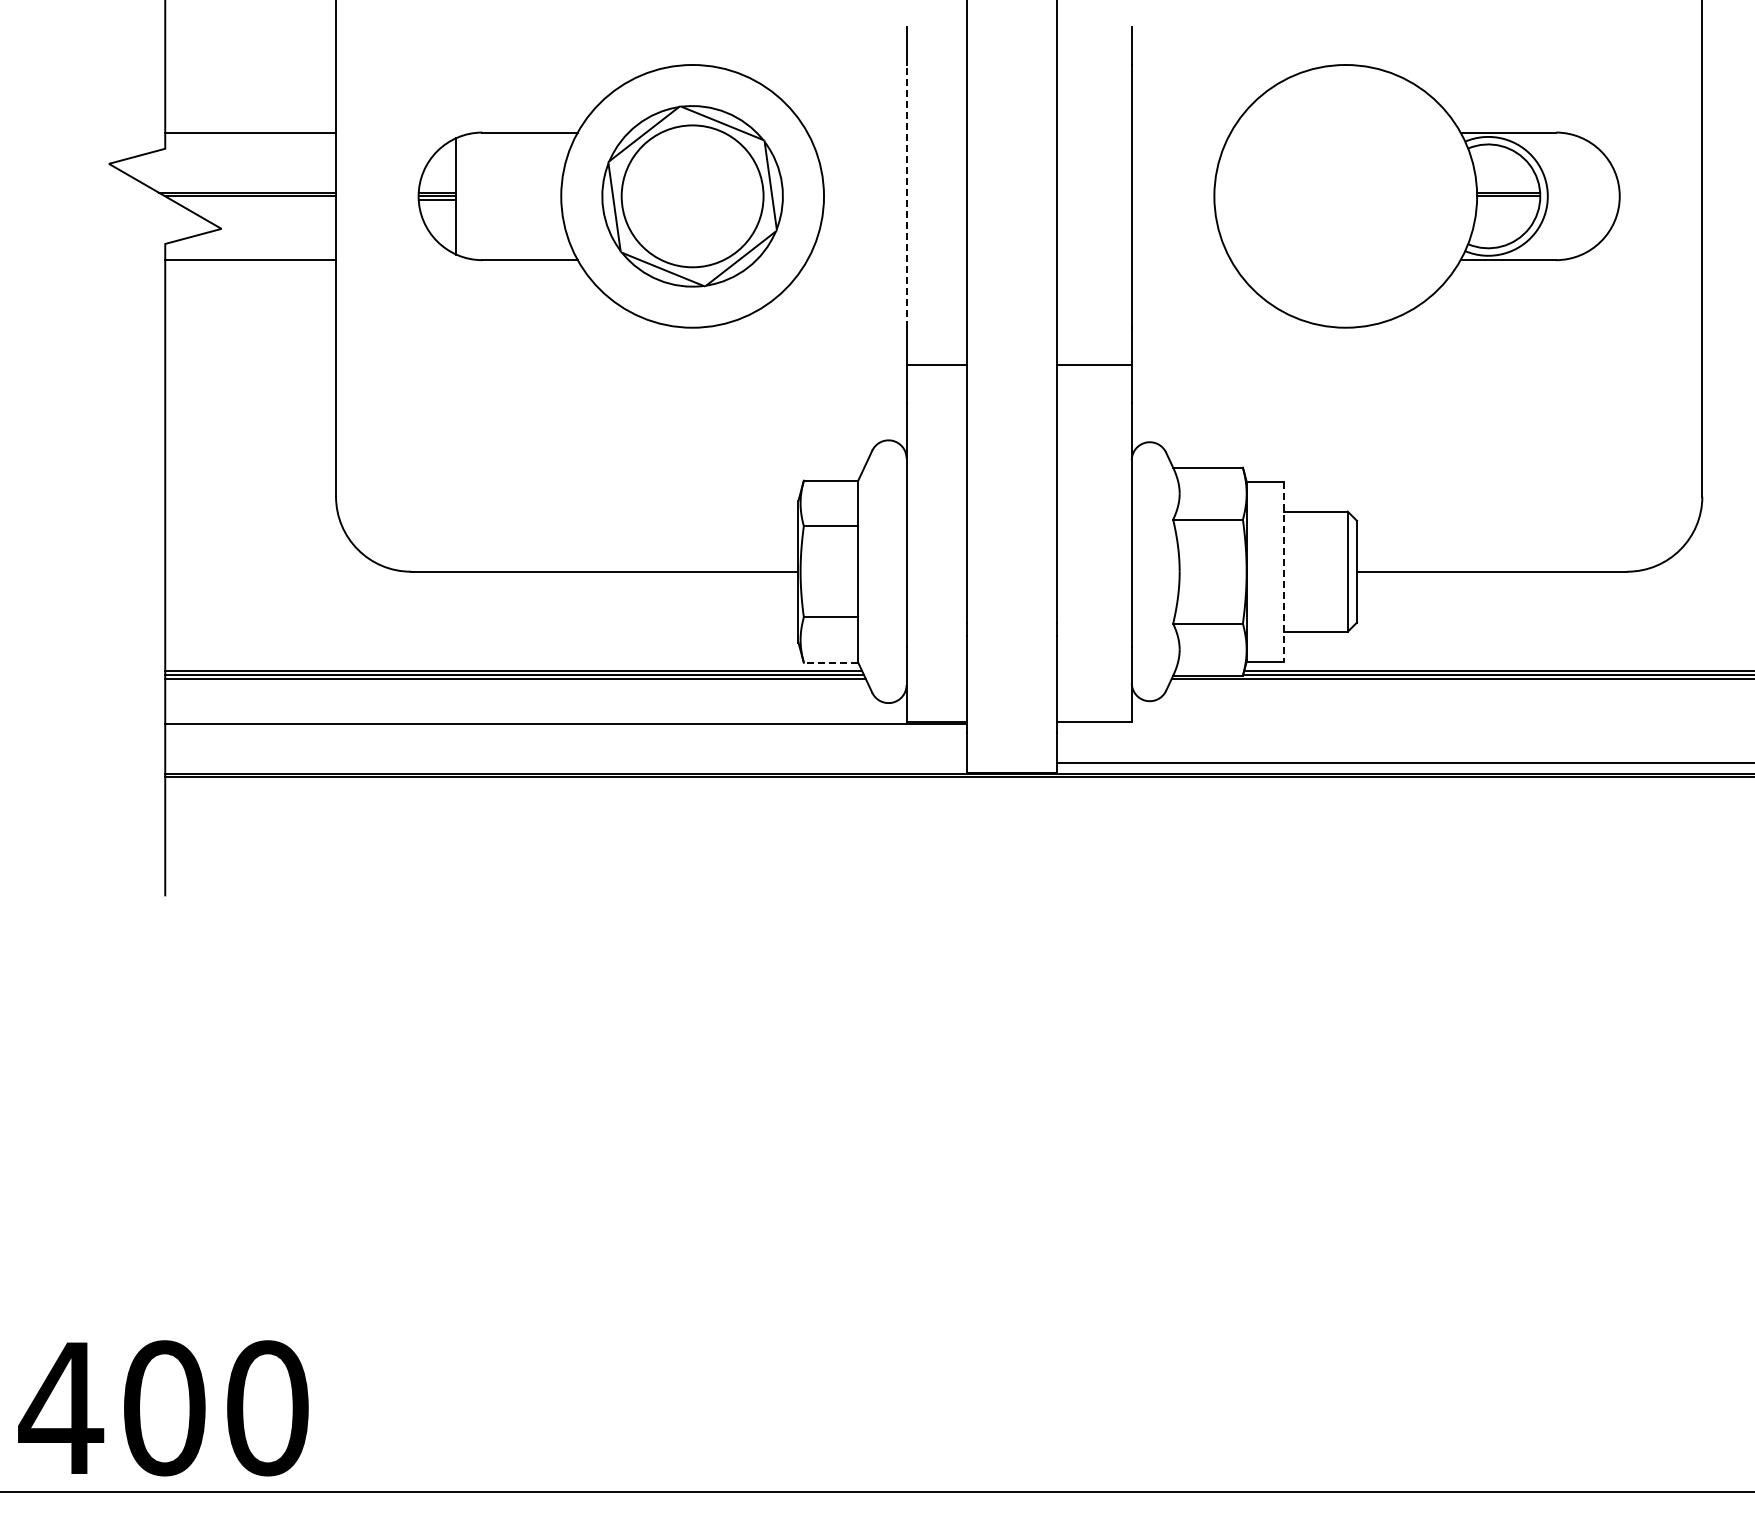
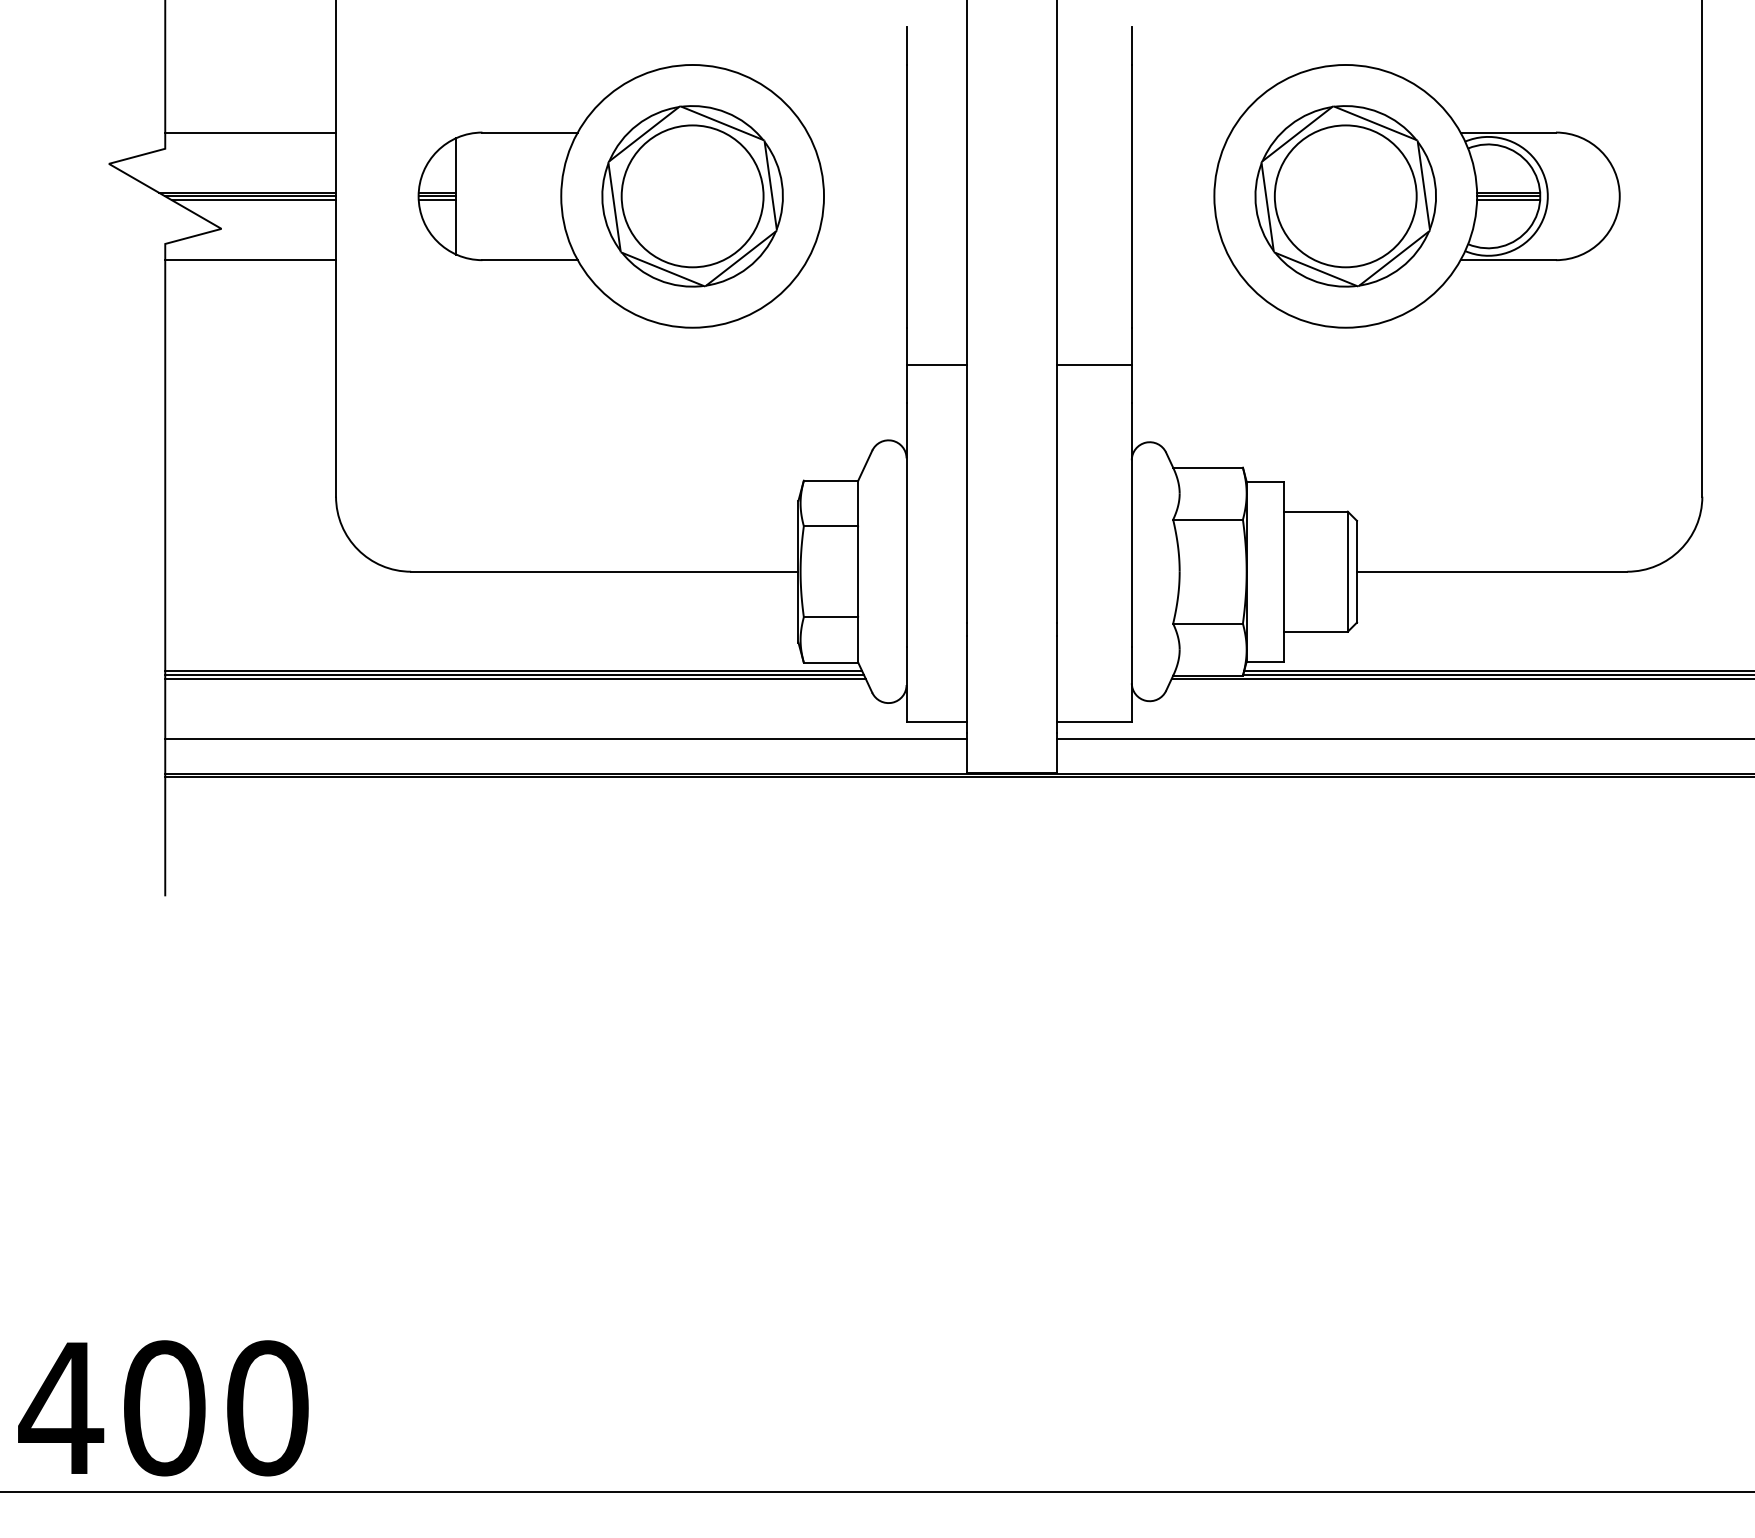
line: dashed -> solid (906, 195)
part: none -> present (1345, 196)
line: none -> present (253, 200)
line: none -> present (1508, 200)
line: dashed -> solid (1284, 572)
line: dashed -> solid (830, 662)
line position: (565, 724) -> (565, 739) (565, 739)
line position: (1403, 763) -> (1403, 739) (1403, 739)
